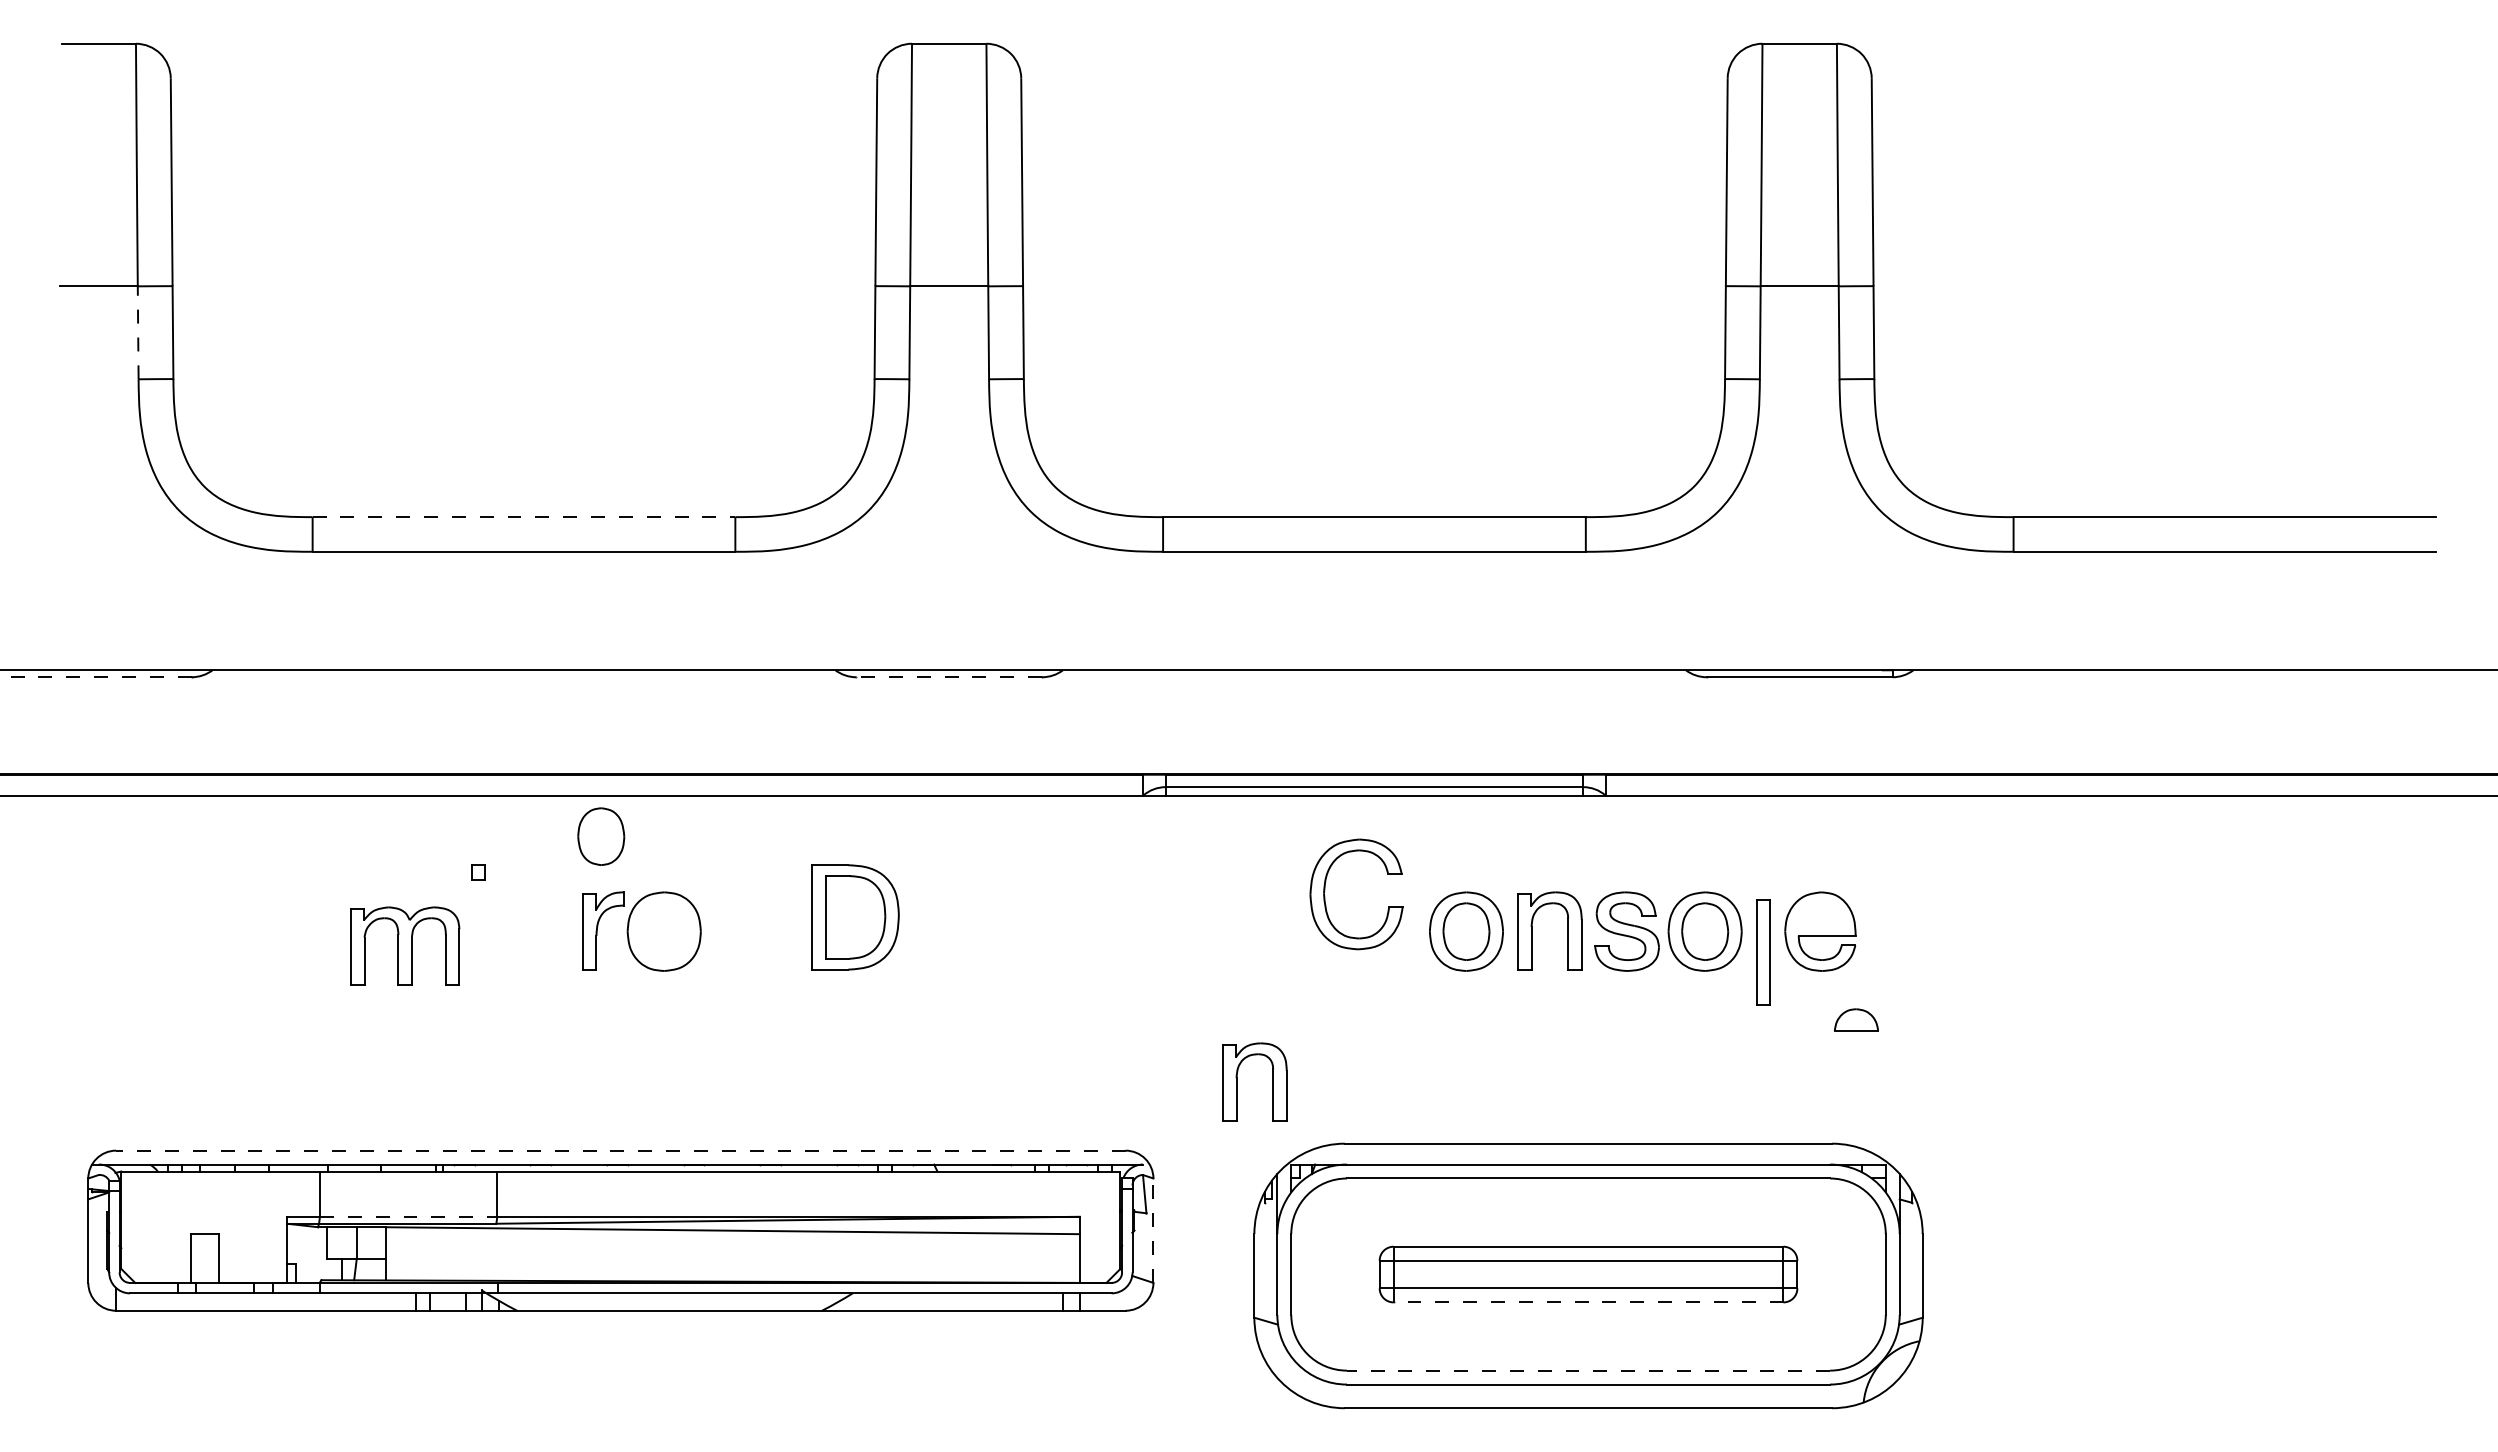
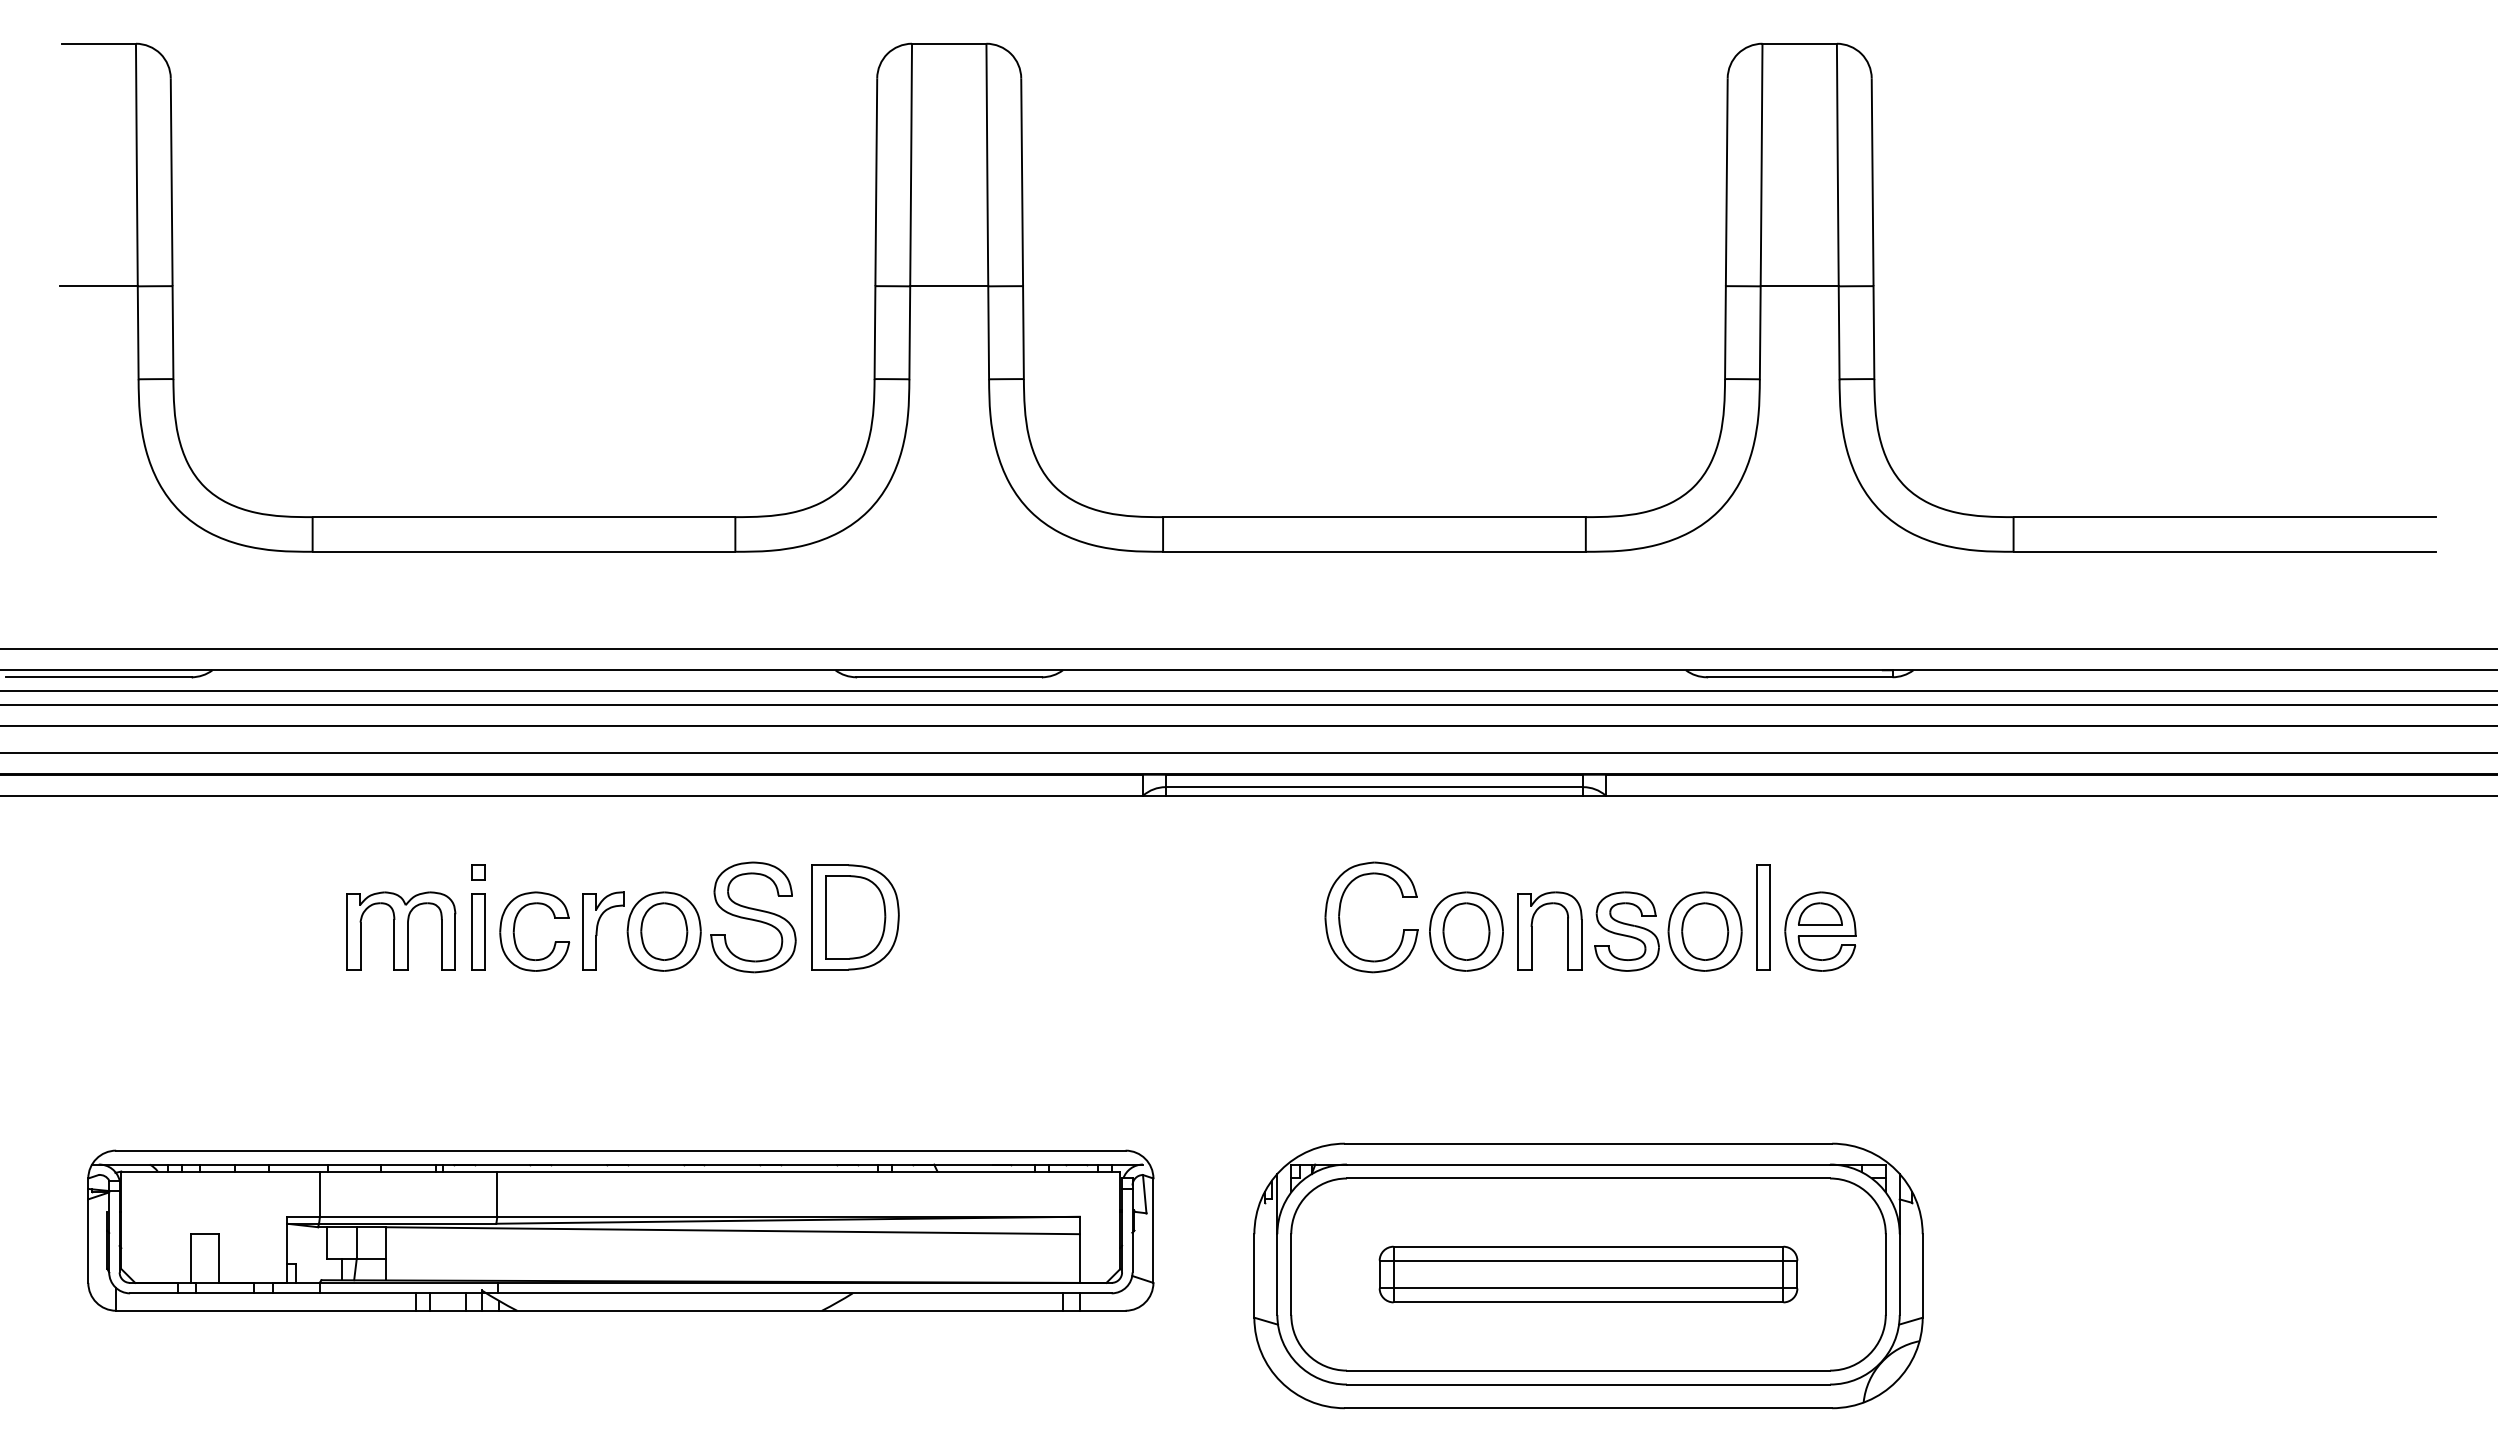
line: dashed -> solid (138, 332)
line: dashed -> solid (524, 517)
line: none -> present (1248, 649)
line: dashed -> solid (98, 677)
line: dashed -> solid (949, 677)
line: none -> present (1248, 691)
line: none -> present (1248, 705)
line: none -> present (1248, 725)
line: none -> present (1248, 752)
part position: (601, 836) -> (664, 931) (664, 931)
part position: (1325, 896) -> (1340, 919) (1340, 919)
part: none -> present (753, 917)
part: none -> present (515, 926)
part: none -> present (478, 931)
part position: (405, 945) -> (401, 930) (401, 930)
part position: (1763, 952) -> (1763, 917) (1763, 917)
part position: (1856, 1019) -> (1820, 913) (1820, 913)
part: present -> none (1237, 1081)
line: dashed -> solid (620, 1150)
line: dashed -> solid (408, 1216)
line: dashed -> solid (1153, 1230)
line: dashed -> solid (1588, 1302)
line: dashed -> solid (1588, 1370)
